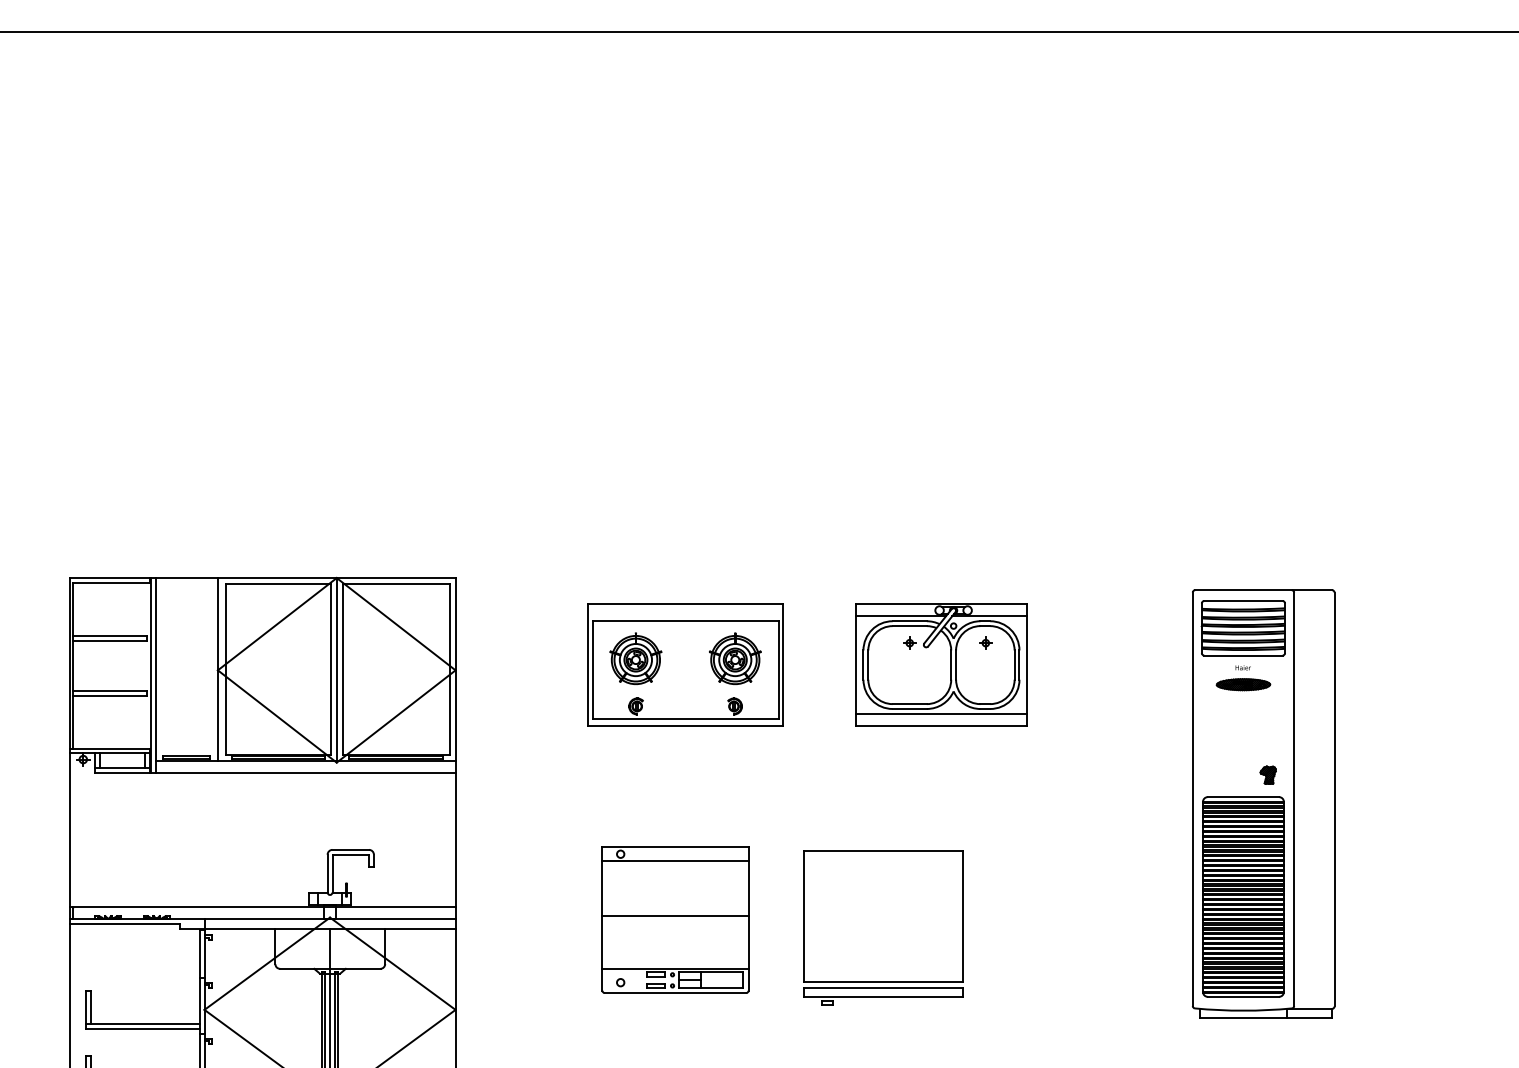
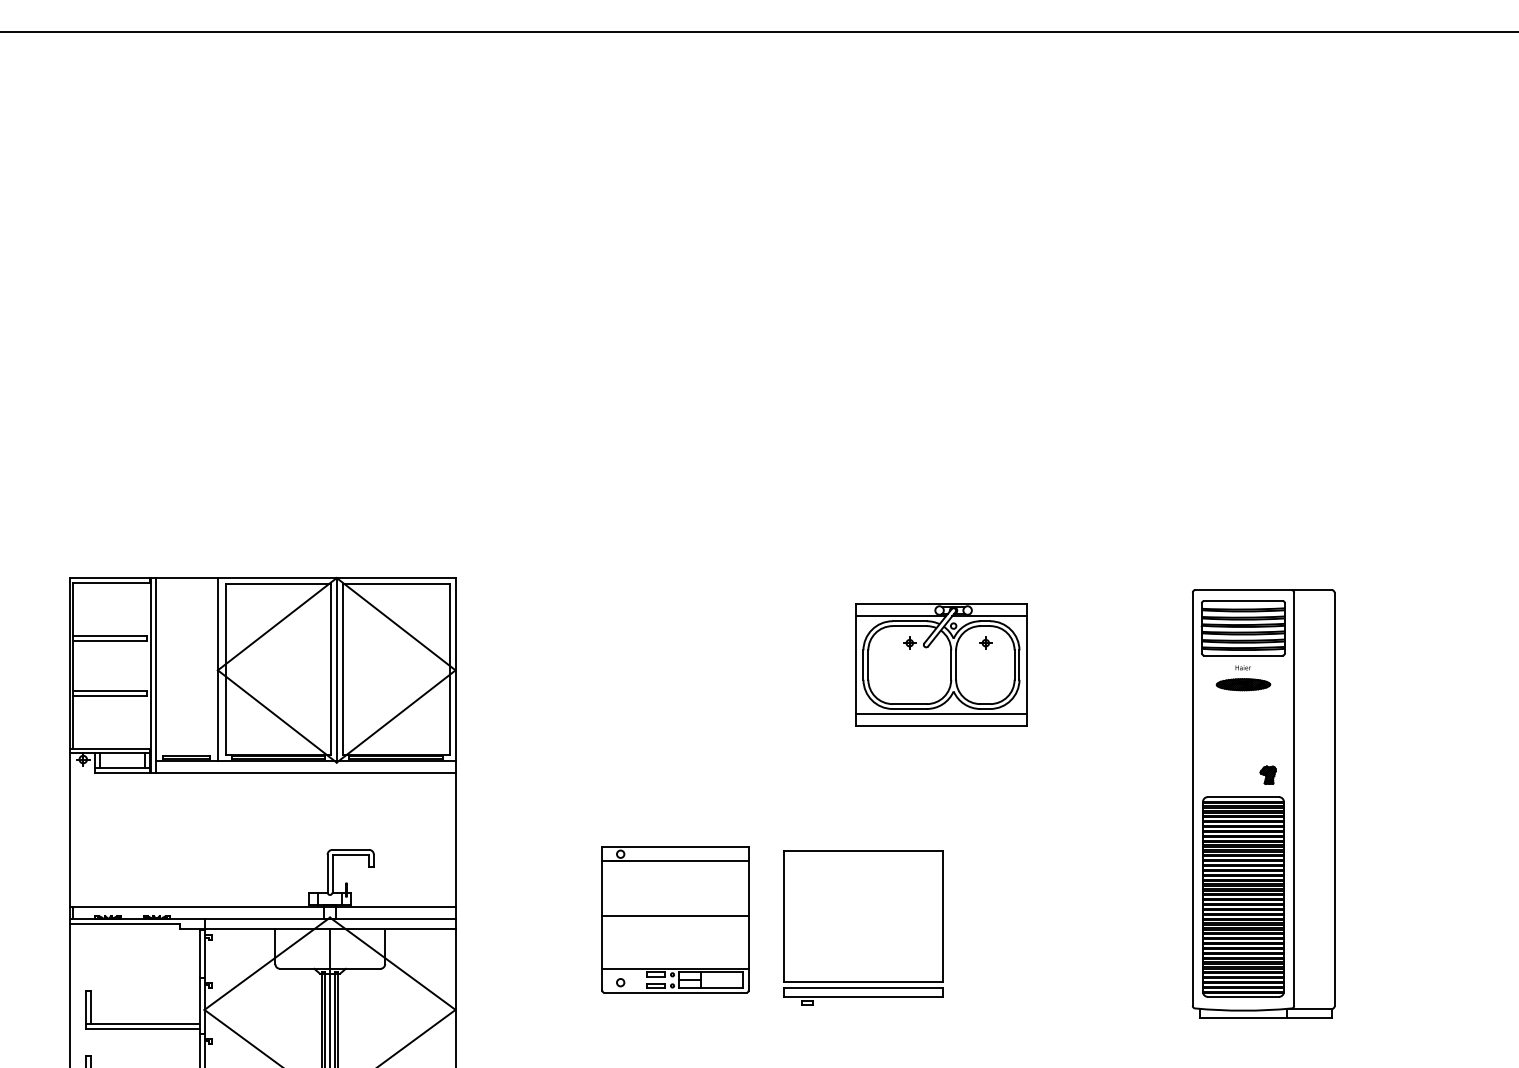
part: present -> none (685, 664)
part position: (883, 927) -> (863, 927) (863, 927)
